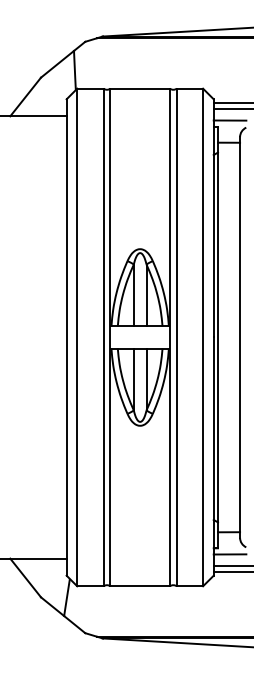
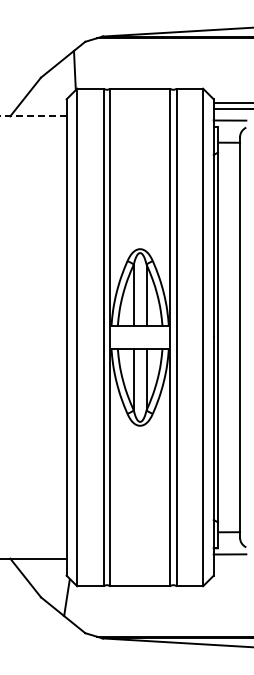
line: solid -> dashed (33, 116)
line: present -> none (231, 566)
line: present -> none (231, 571)
